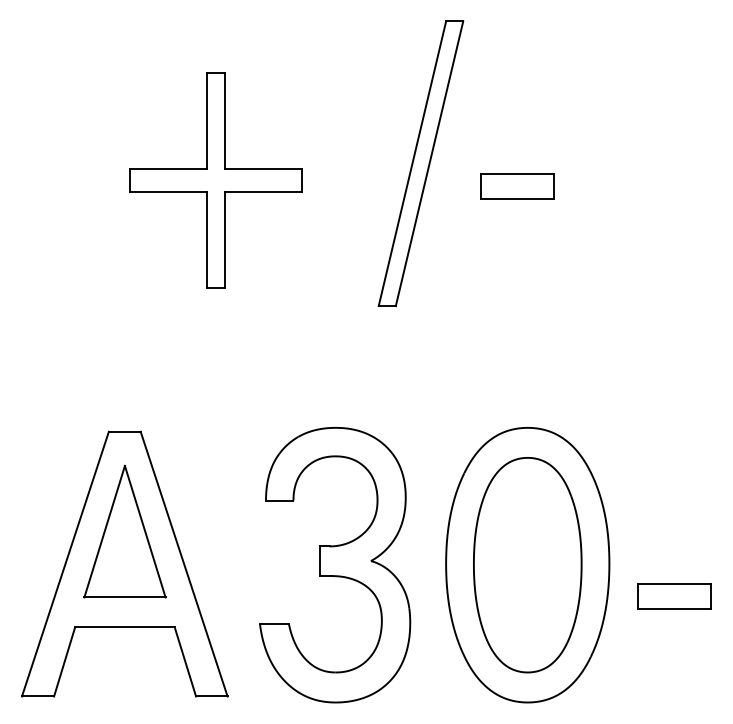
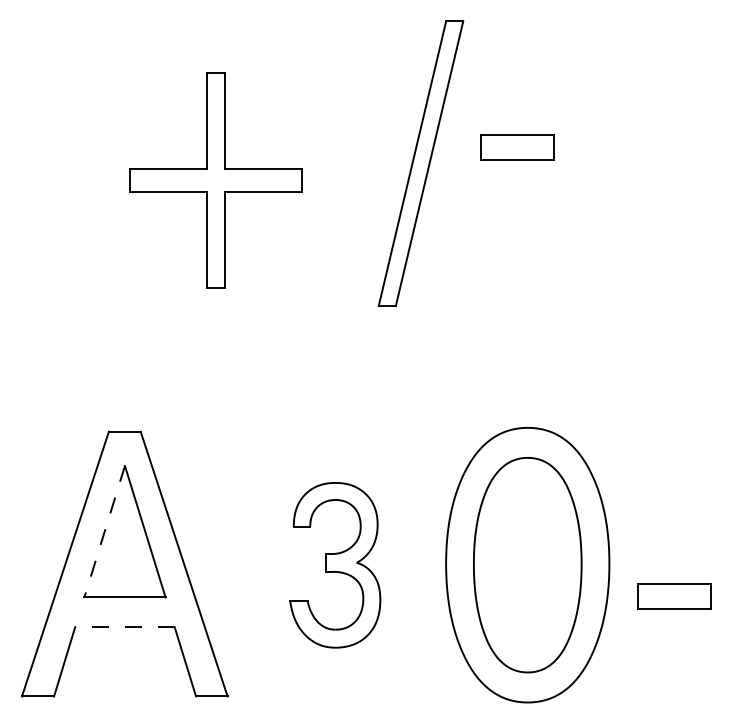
part position: (517, 186) -> (517, 147) (517, 147)
line: solid -> dashed (104, 531)
part size: 153x277 px -> 93x167 px (335, 565)
line: solid -> dashed (124, 627)
